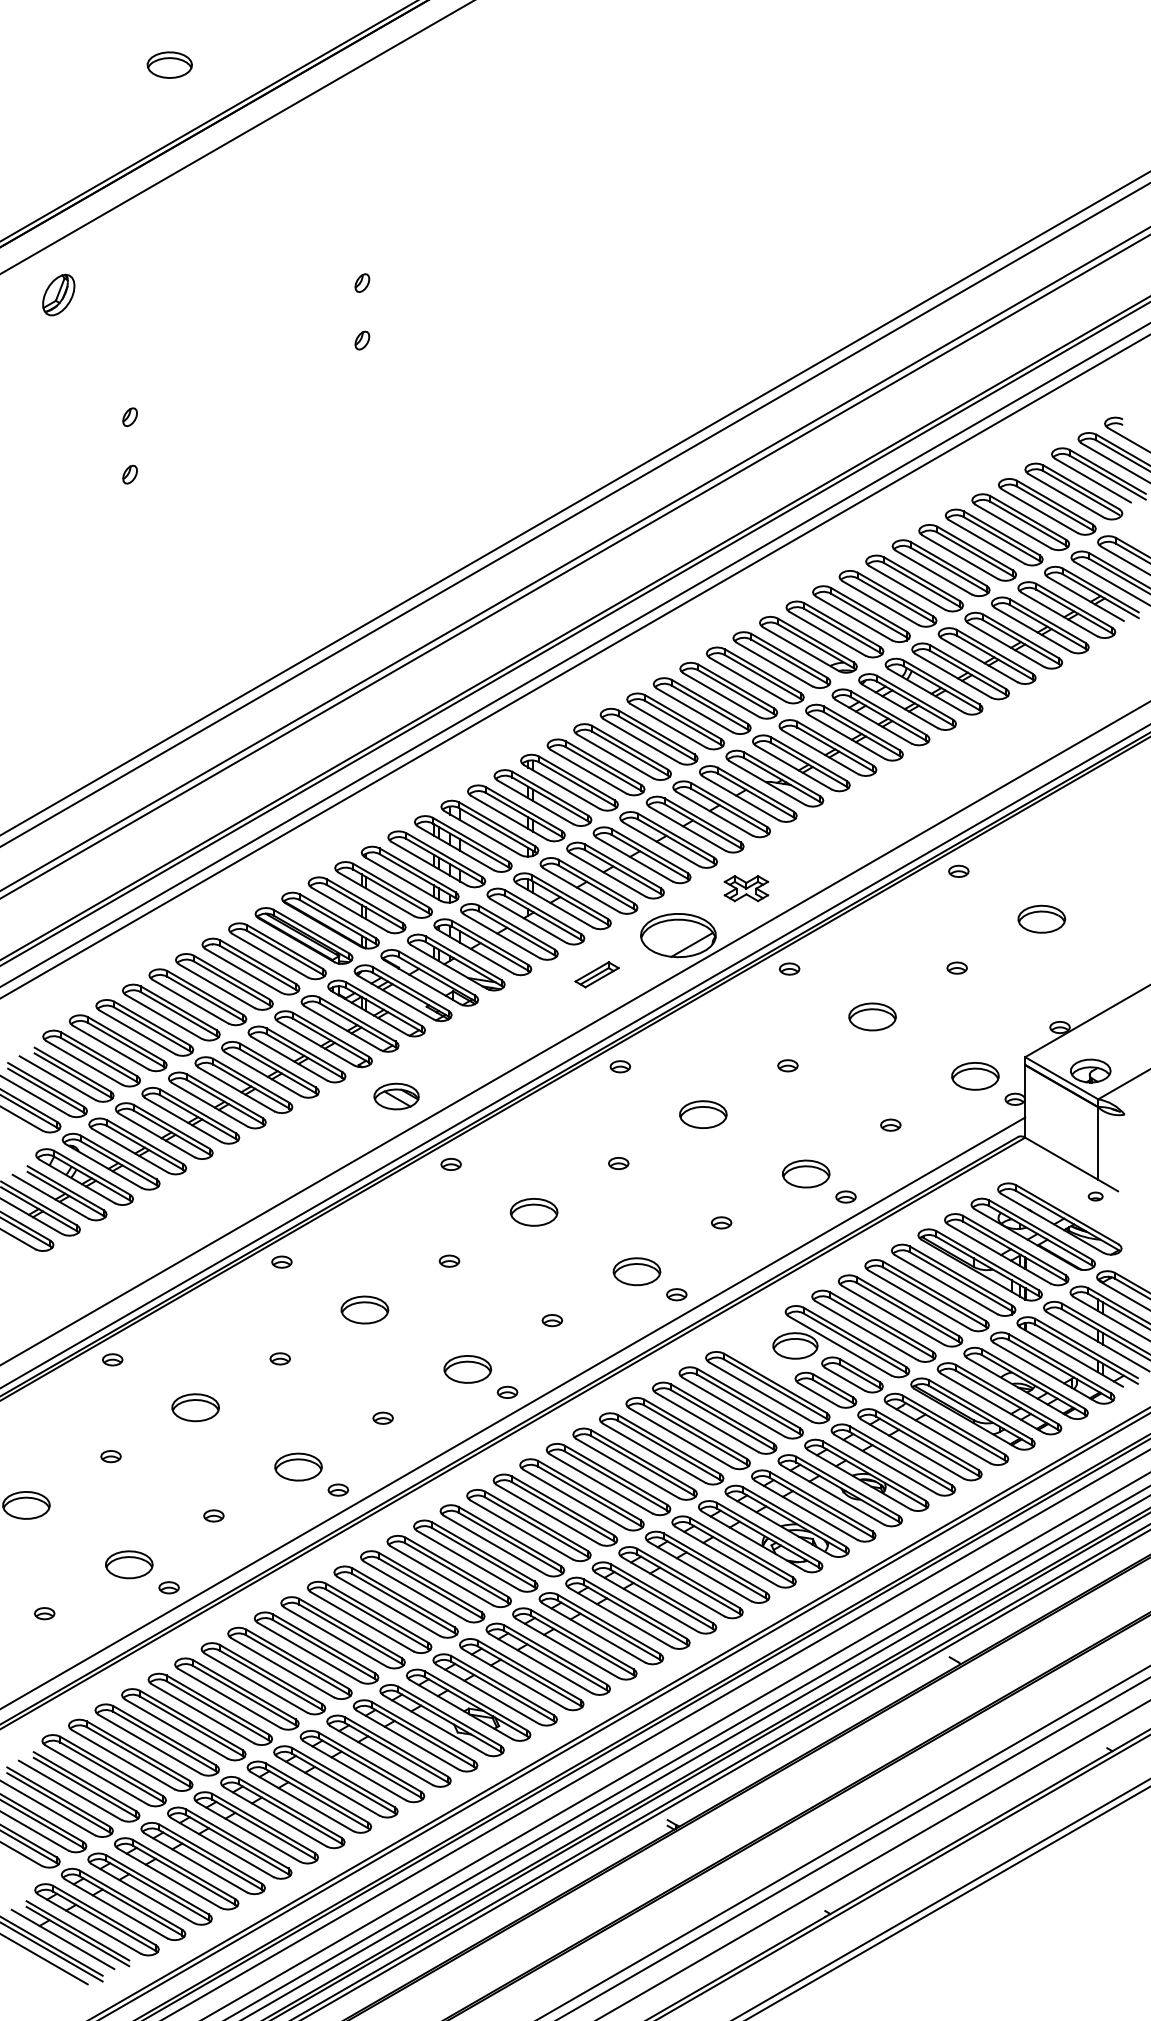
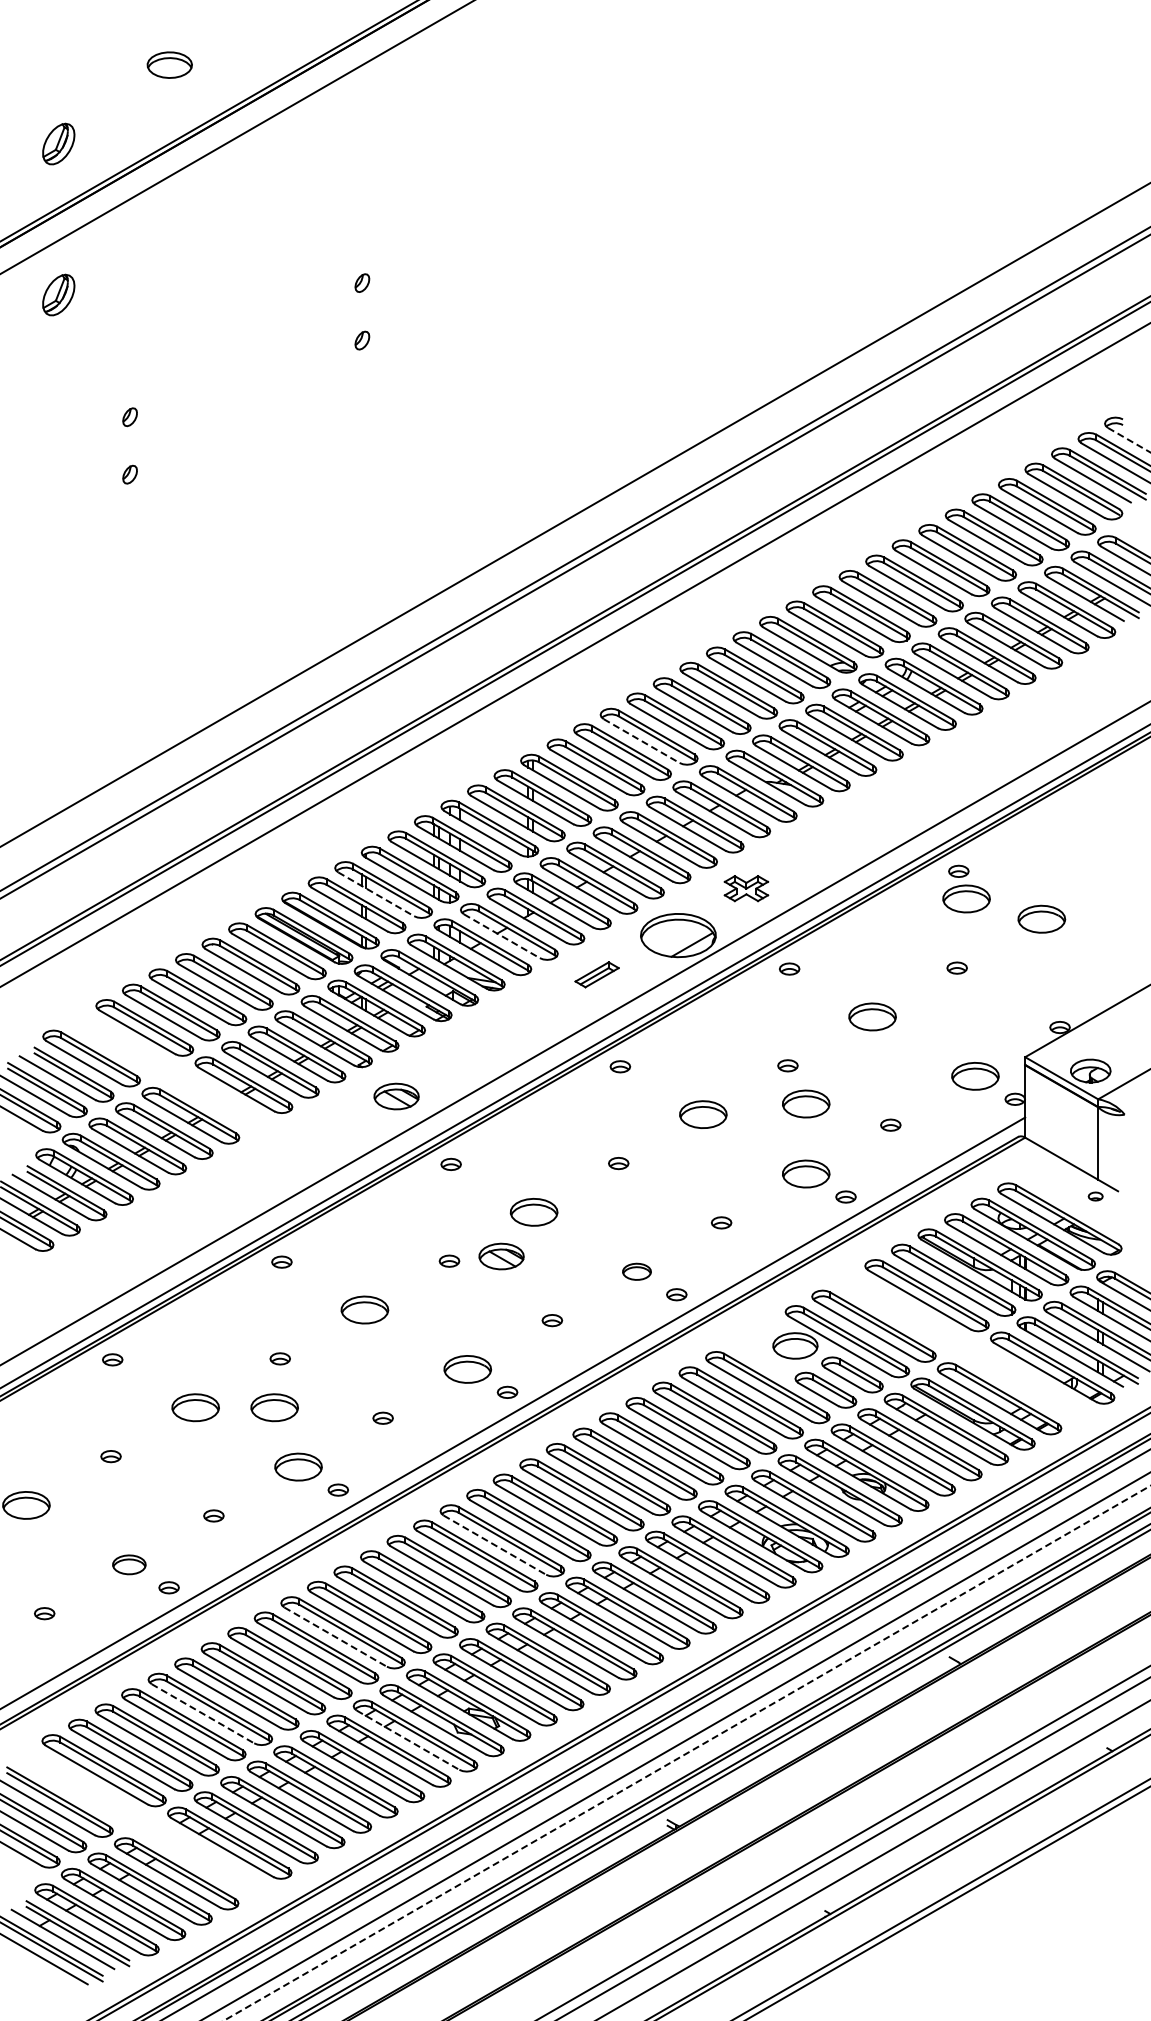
part: none -> present (58, 143)
line: solid -> dashed (1129, 440)
line: present -> none (574, 503)
line: present -> none (574, 666)
line: solid -> dashed (641, 741)
line: solid -> dashed (376, 894)
part: none -> present (966, 898)
line: solid -> dashed (501, 936)
part: present -> none (167, 1071)
part: none -> present (806, 1103)
part: none -> present (501, 1256)
part size: 50x30 px -> 30x19 px (636, 1271)
part: present -> none (962, 1346)
part: none -> present (274, 1407)
line: solid -> dashed (495, 1545)
part size: 49x30 px -> 35x22 px (129, 1564)
line: solid -> dashed (336, 1637)
line: solid -> dashed (203, 1713)
line: solid -> dashed (408, 1740)
line: solid -> dashed (686, 1753)
line: present -> none (696, 1757)
part: present -> none (141, 1823)
